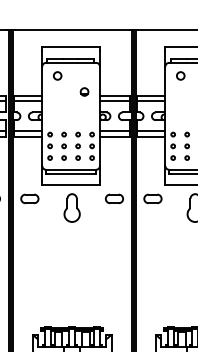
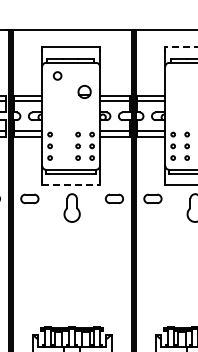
line: solid -> dashed (181, 47)
circle: present -> none (180, 75)
part size: 11x10 px -> 15x14 px (84, 91)
part: present -> none (63, 145)
line: solid -> dashed (71, 185)
